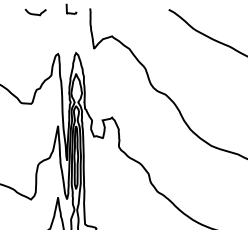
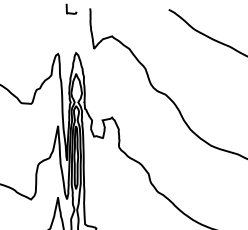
curve: present -> none (35, 13)
